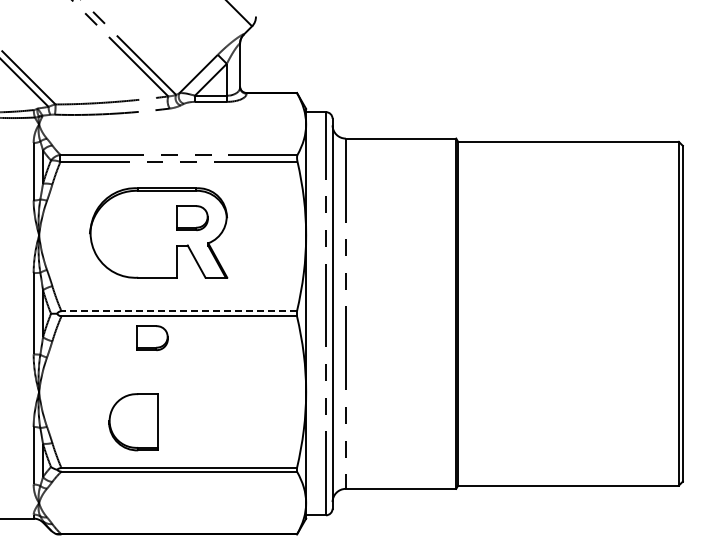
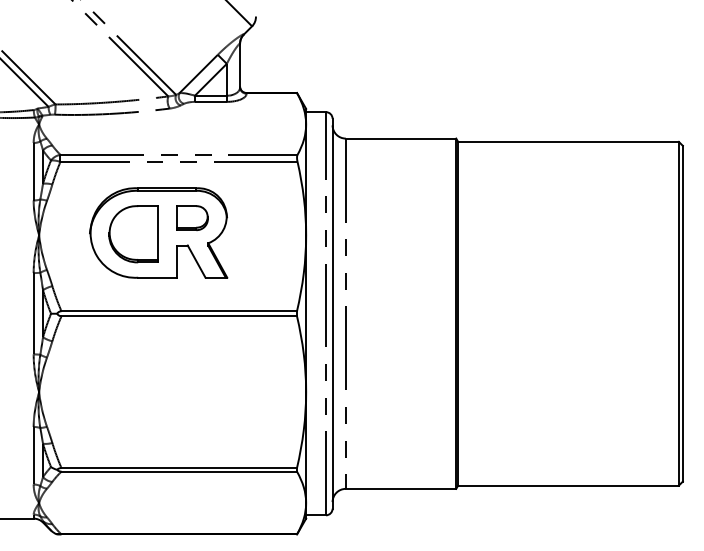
line: dashed -> solid (179, 311)
part: present -> none (152, 338)
part position: (133, 422) -> (133, 234) (133, 234)
